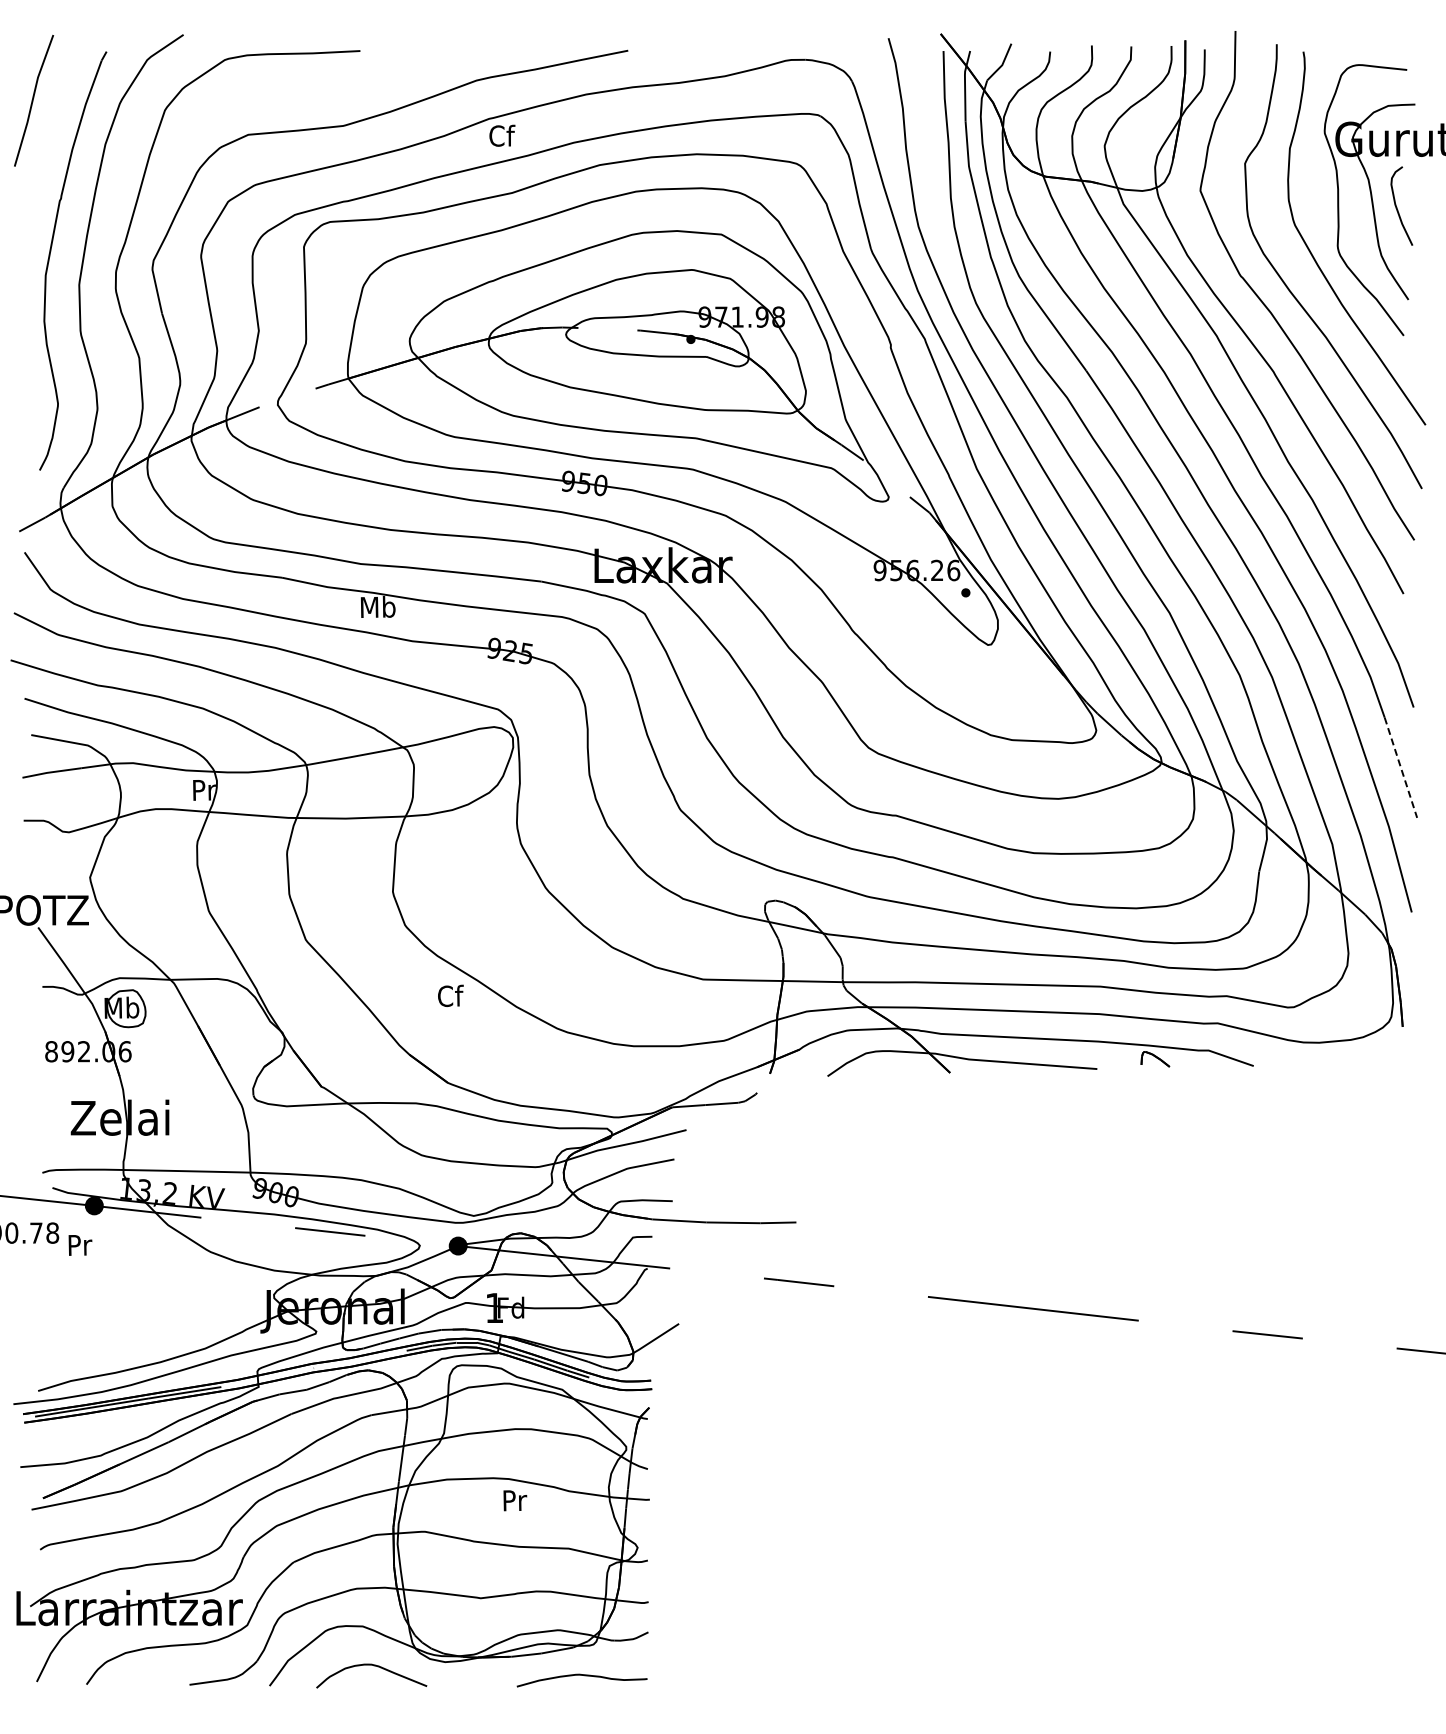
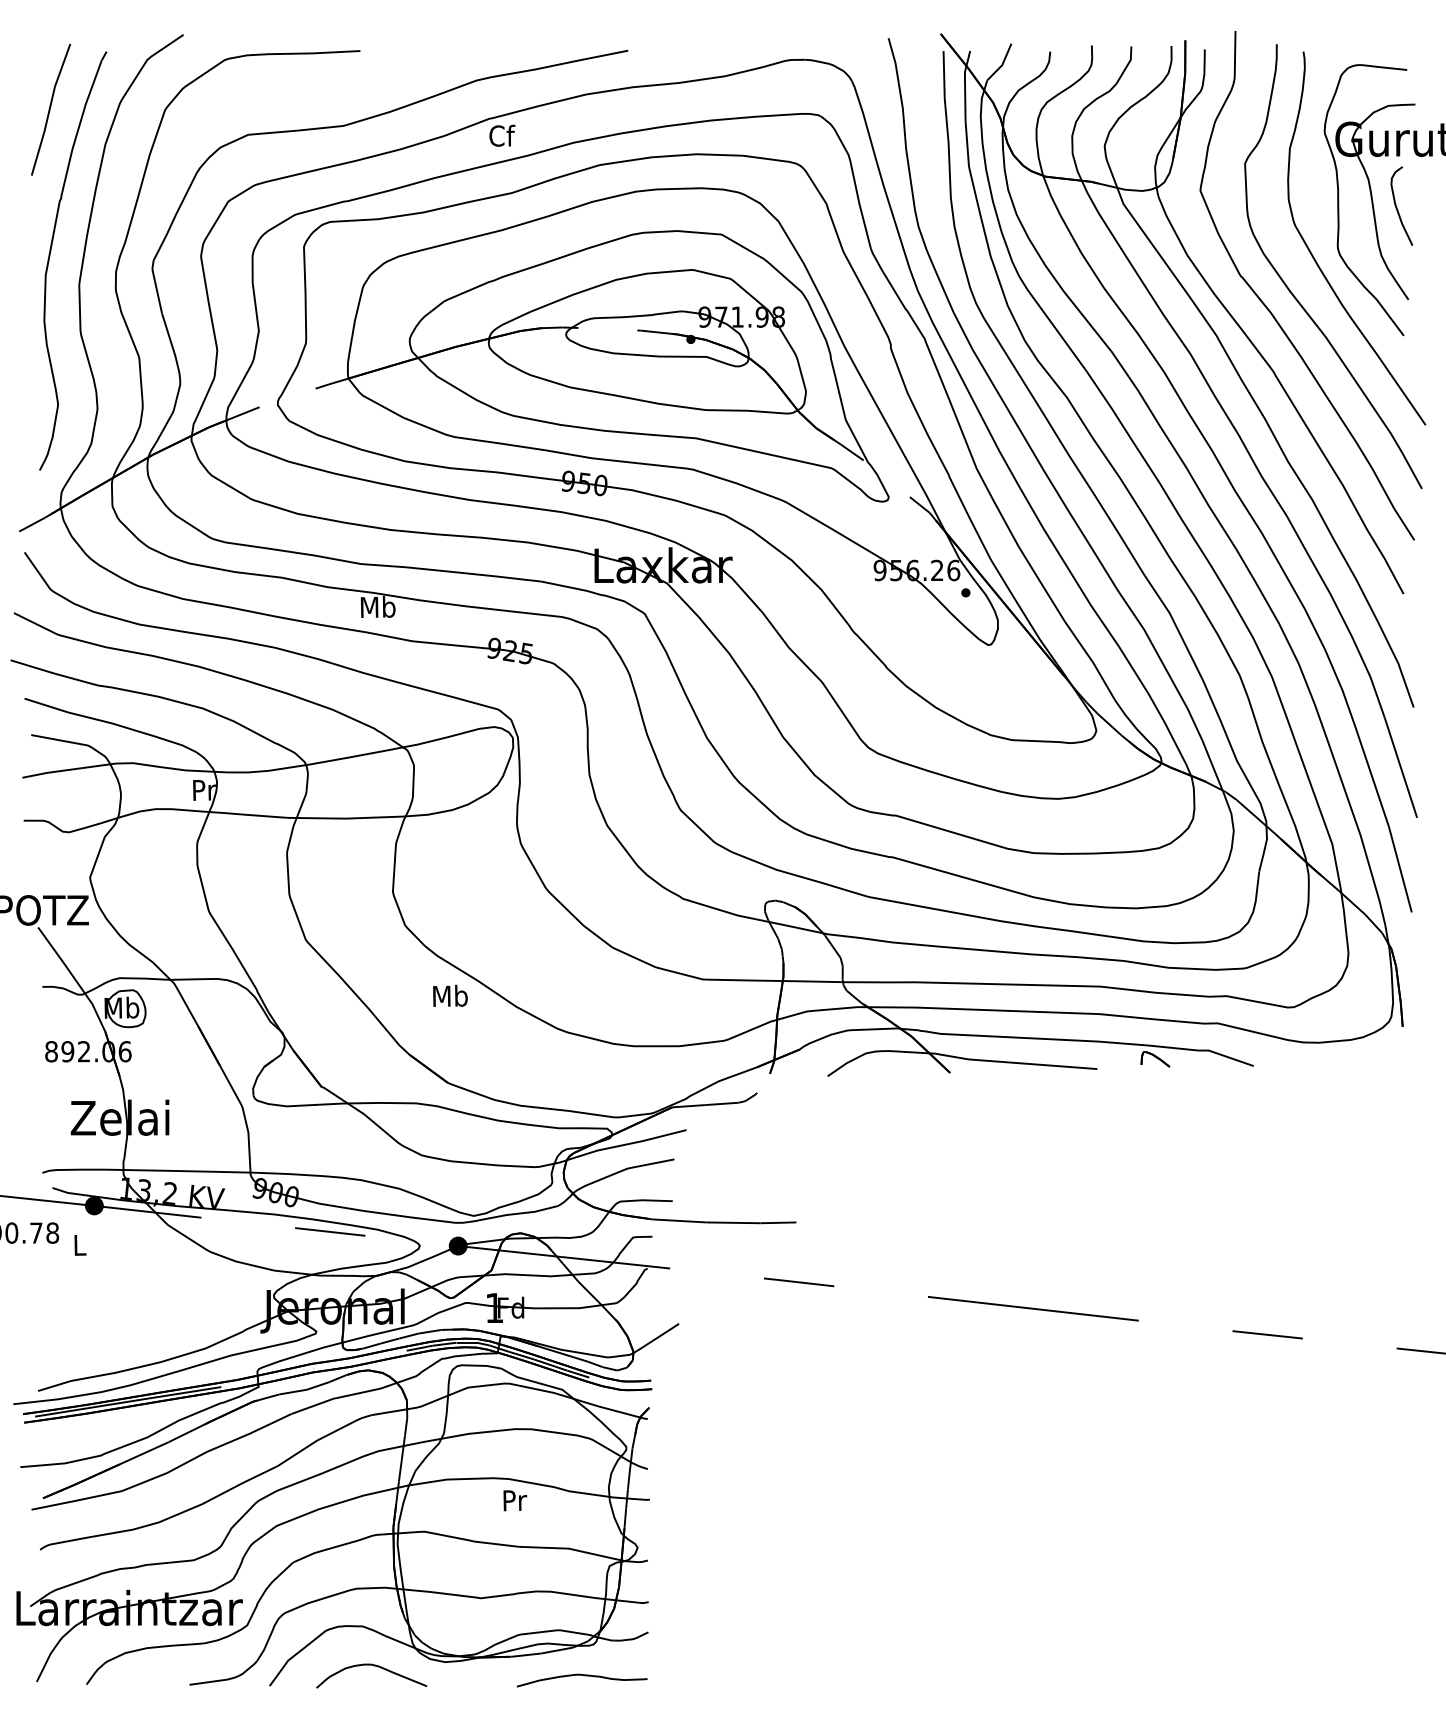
line position: (33, 100) -> (50, 109) (50, 109)
line: dashed -> solid (1400, 767)
text: Cf -> Mb (450, 995)
text: Pr -> L (80, 1245)
